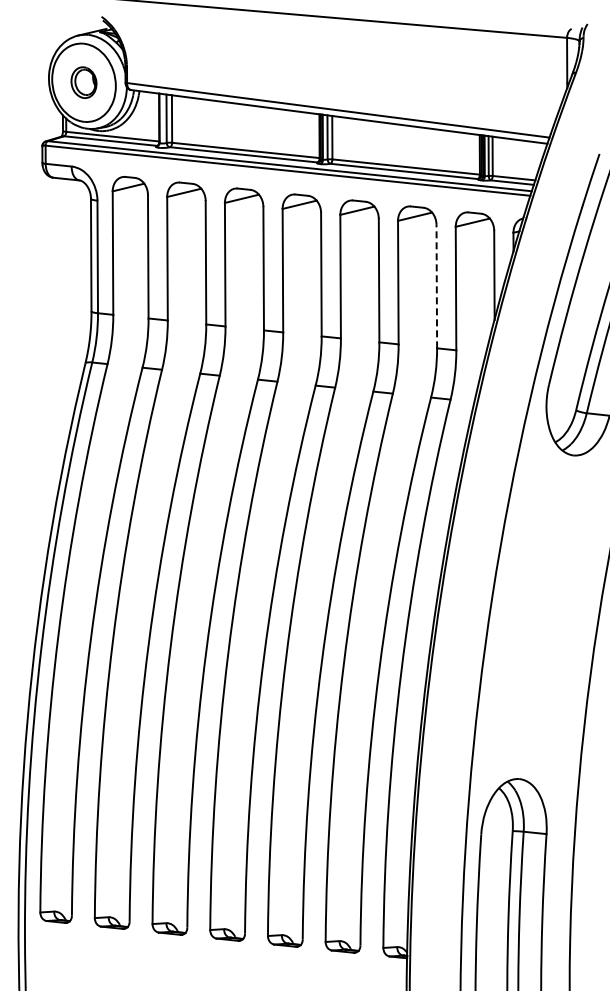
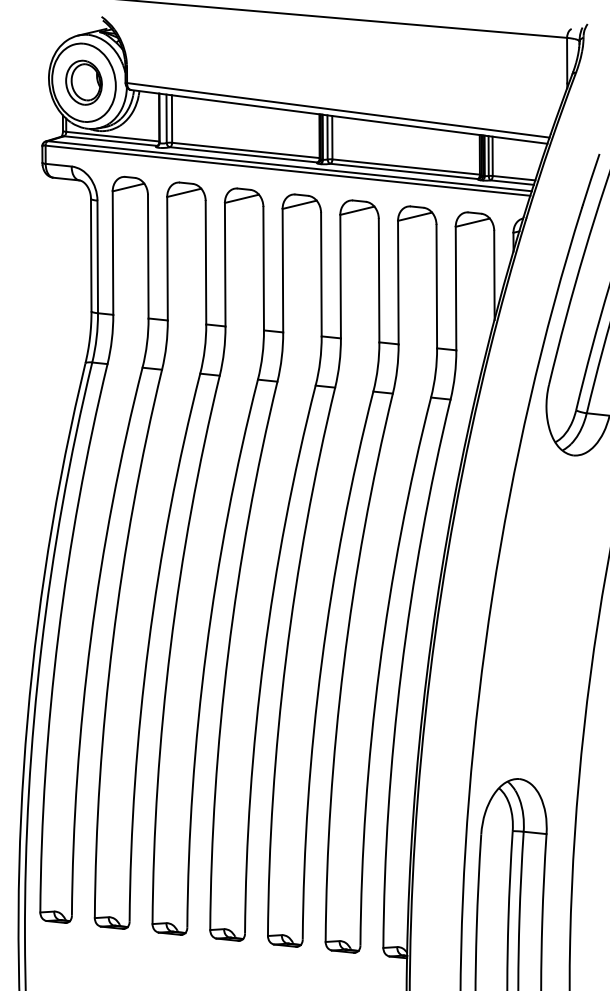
part size: 28x33 px -> 38x47 px (83, 82)
line: dashed -> solid (436, 286)
